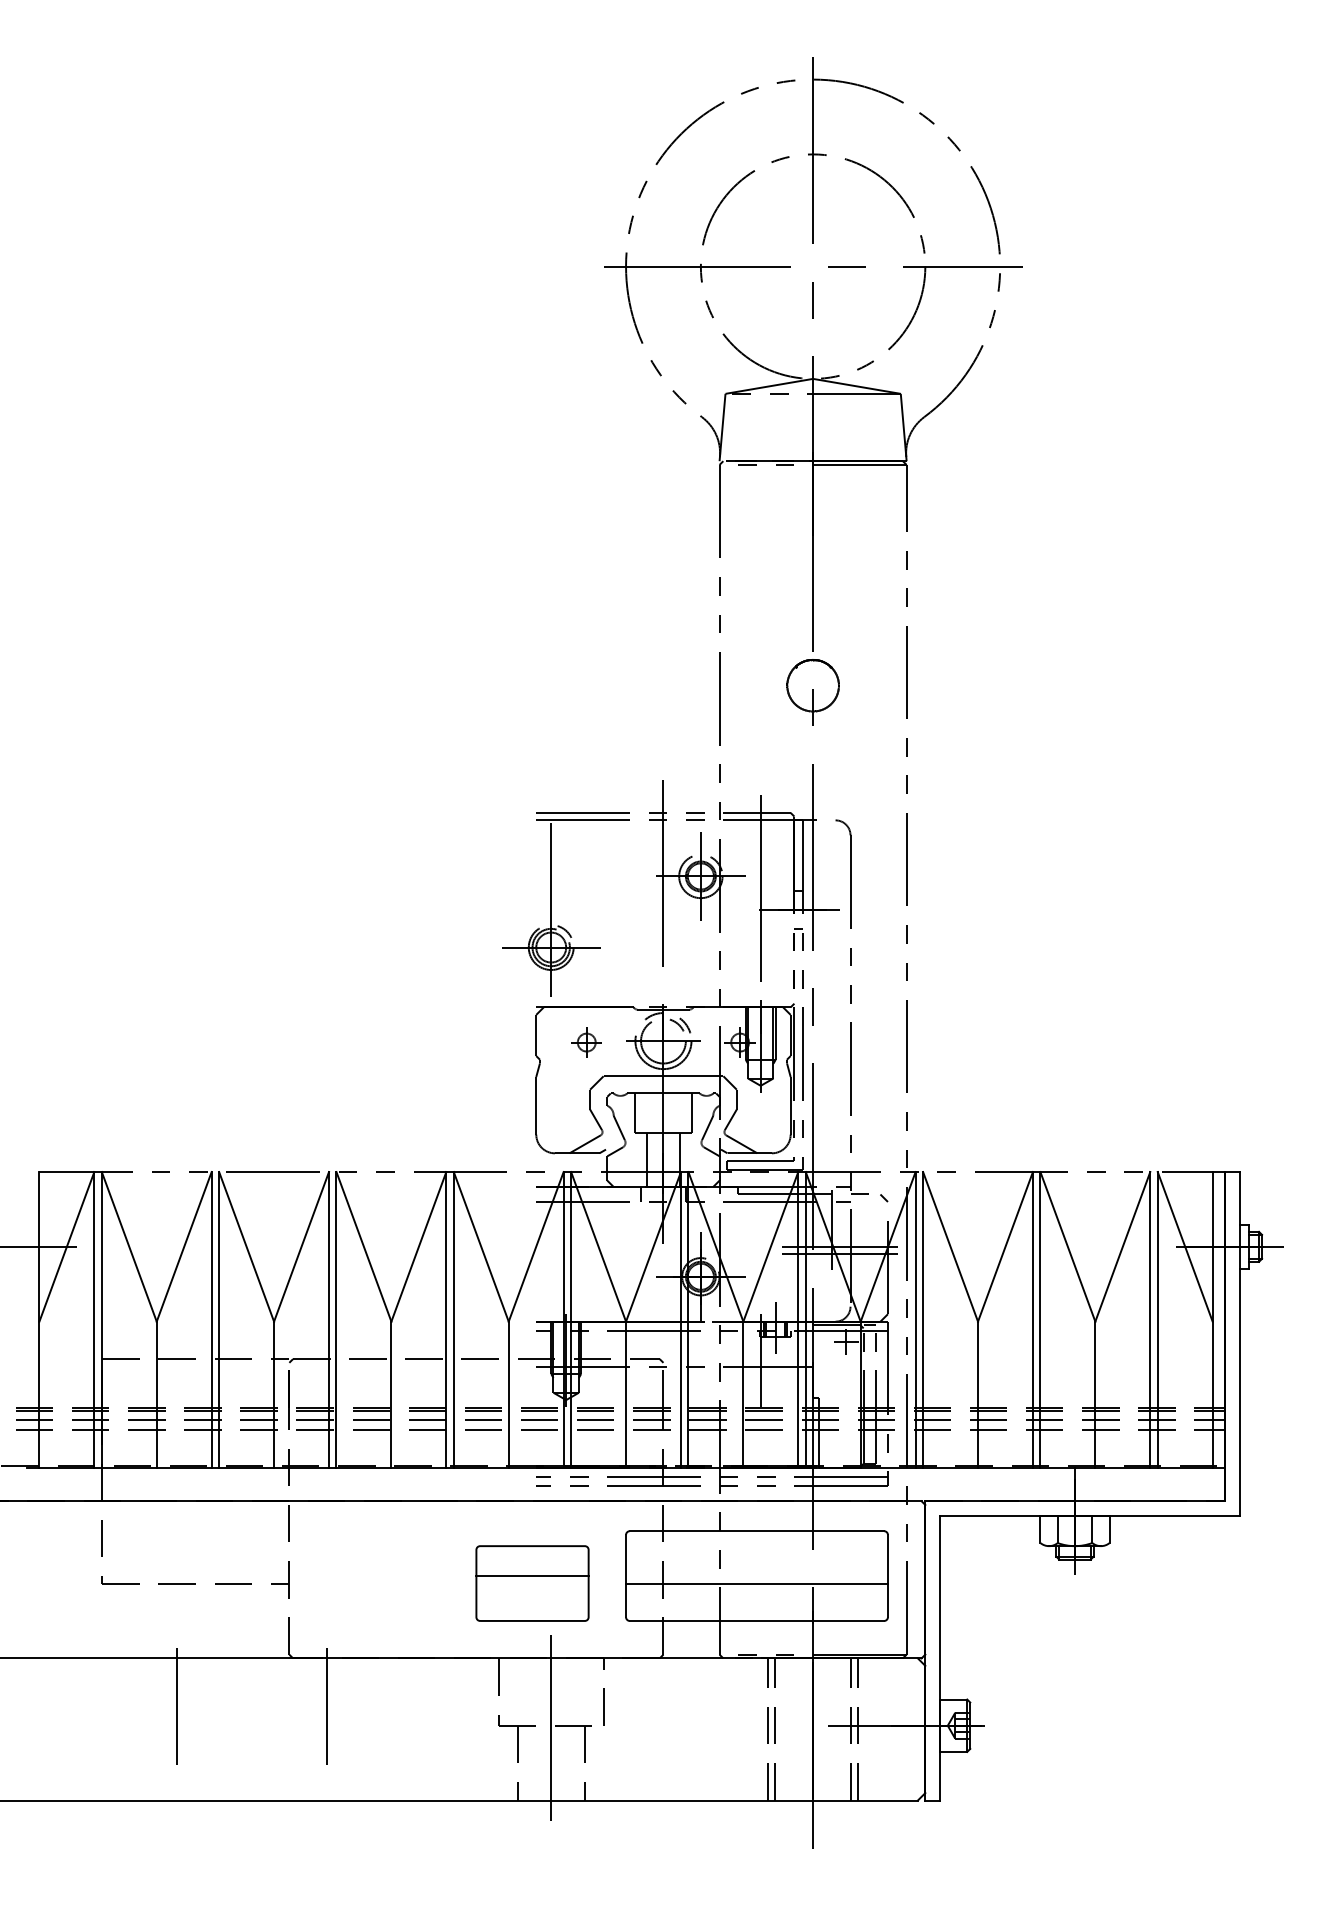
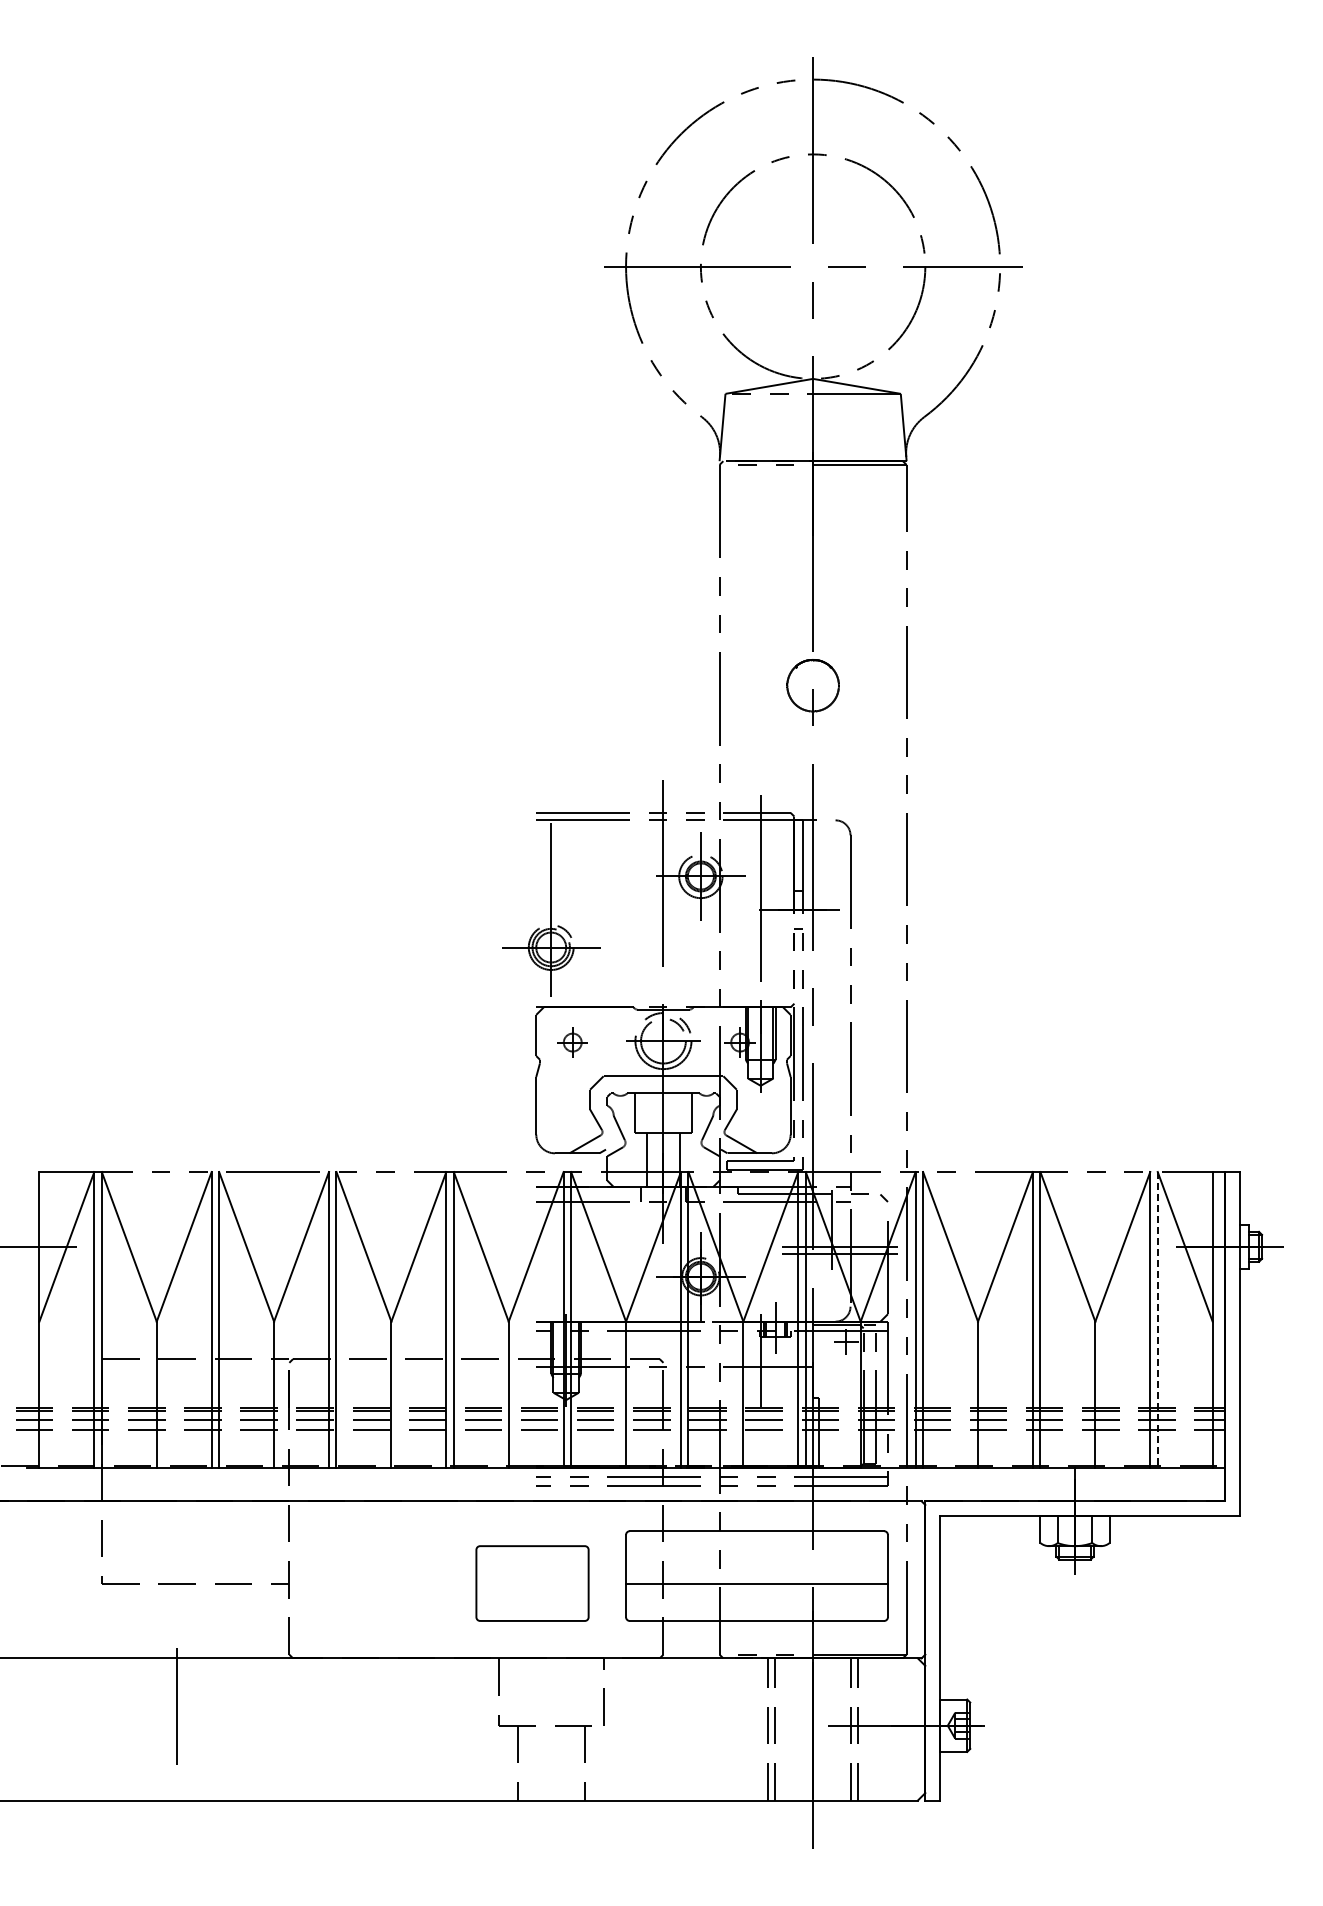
part position: (586, 1042) -> (572, 1042) (572, 1042)
line: solid -> dashed (1157, 1319)
line: present -> none (532, 1576)
line: present -> none (326, 1705)
line: present -> none (551, 1727)
